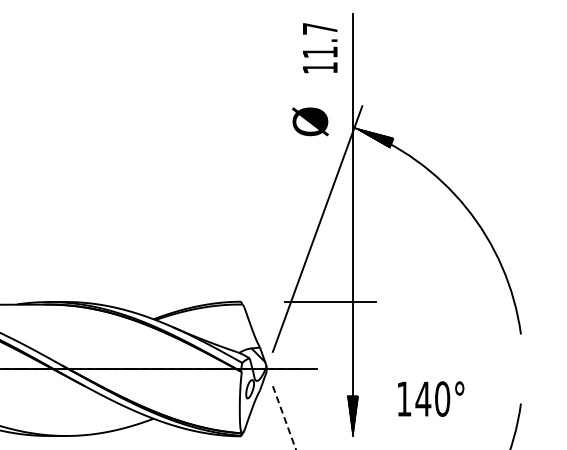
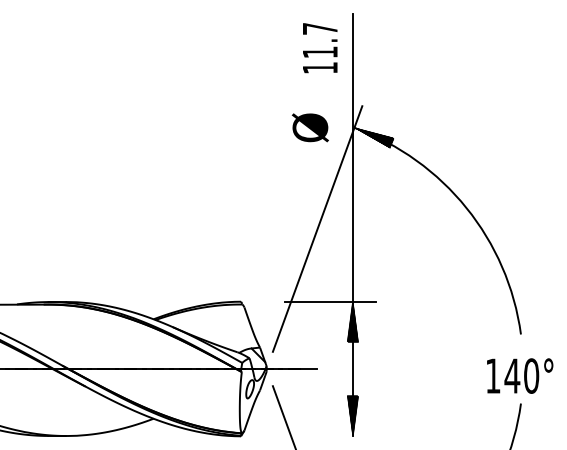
text position: (309, 121) -> (309, 127) (309, 127)
hatch: none -> present (352, 321)
text position: (431, 398) -> (520, 375) (520, 375)
line: dashed -> solid (284, 418)
